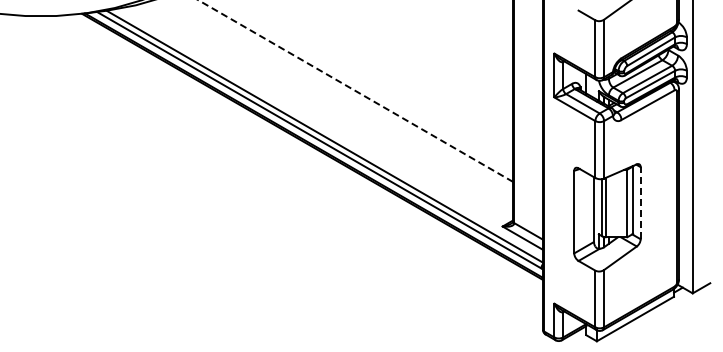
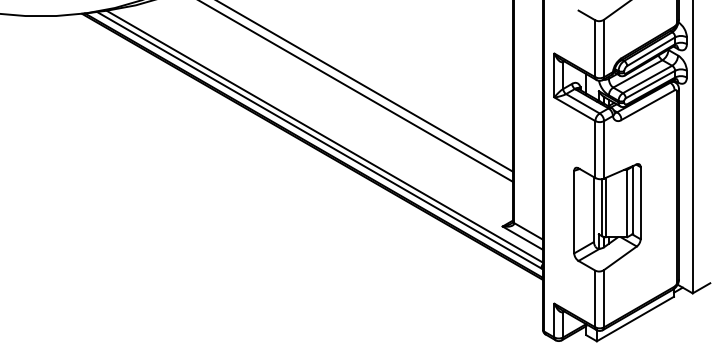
line: none -> present (366, 86)
line: dashed -> solid (355, 90)
line: dashed -> solid (640, 202)
